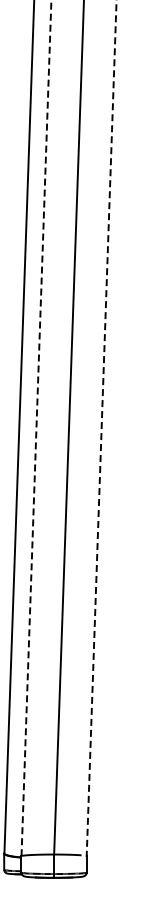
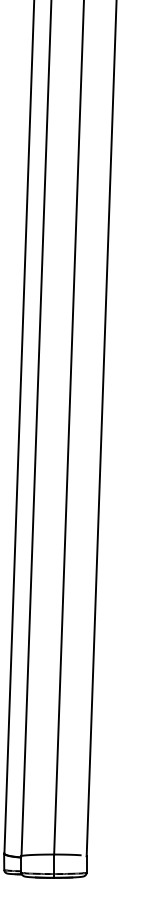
line: dashed -> solid (36, 427)
line: dashed -> solid (101, 428)
